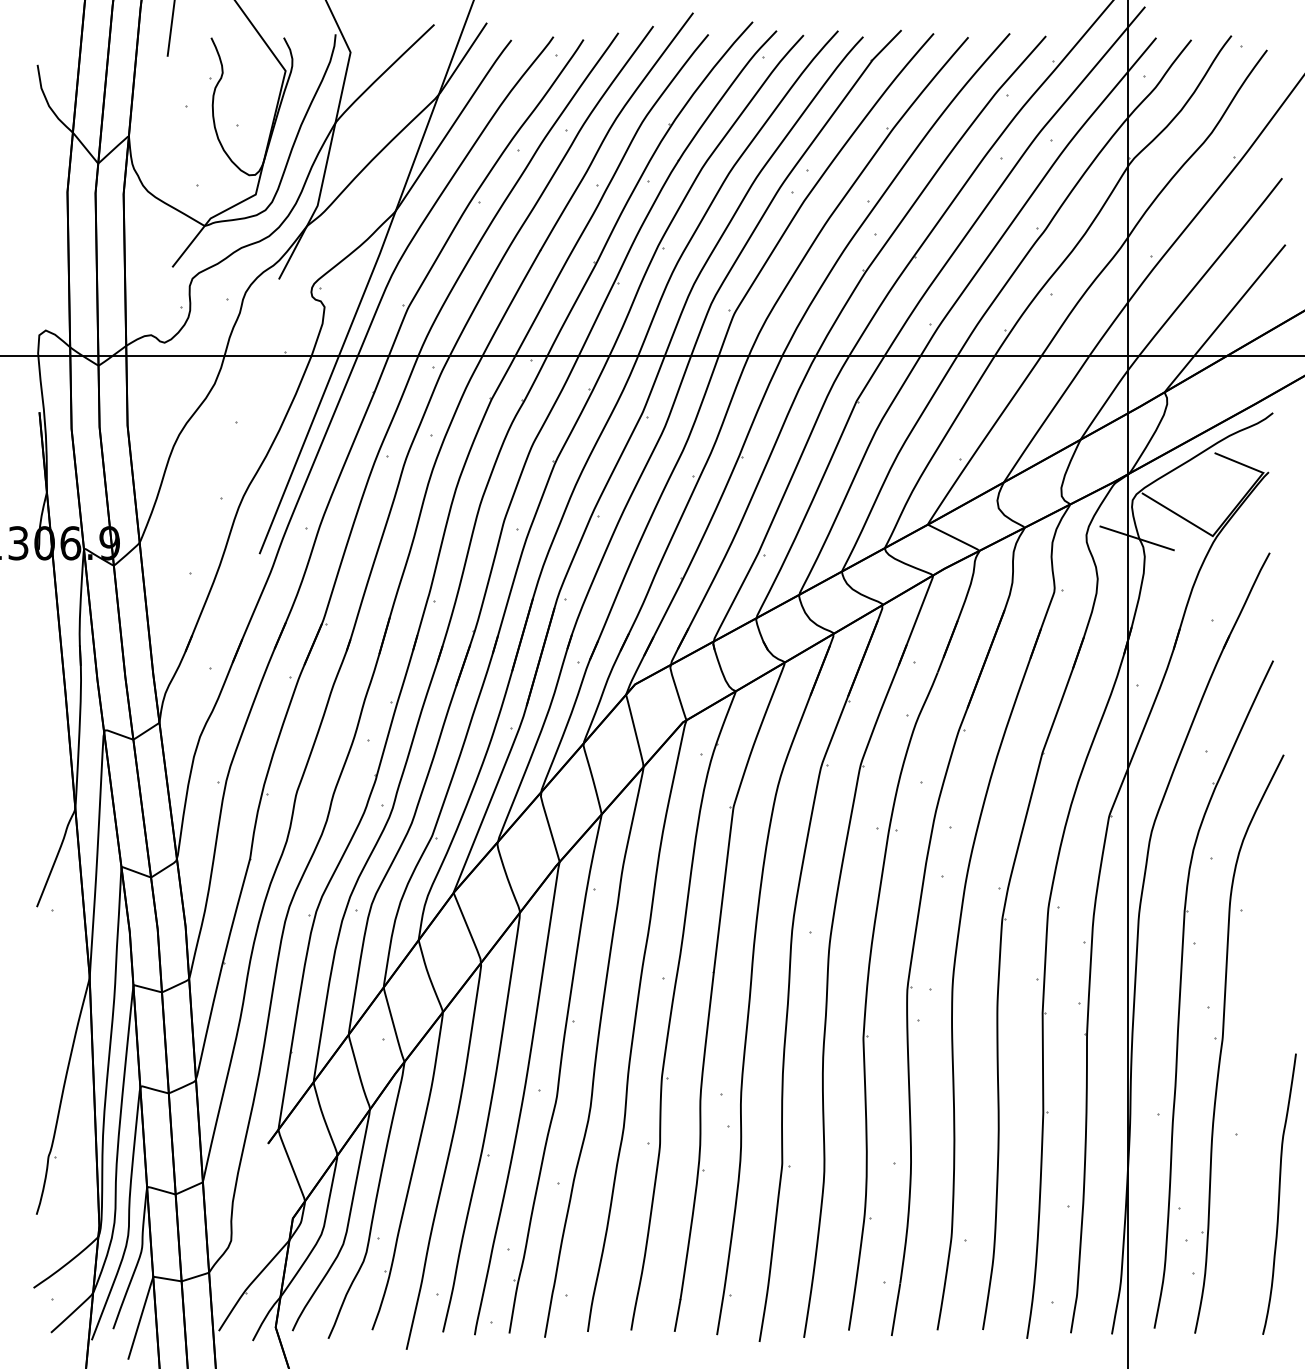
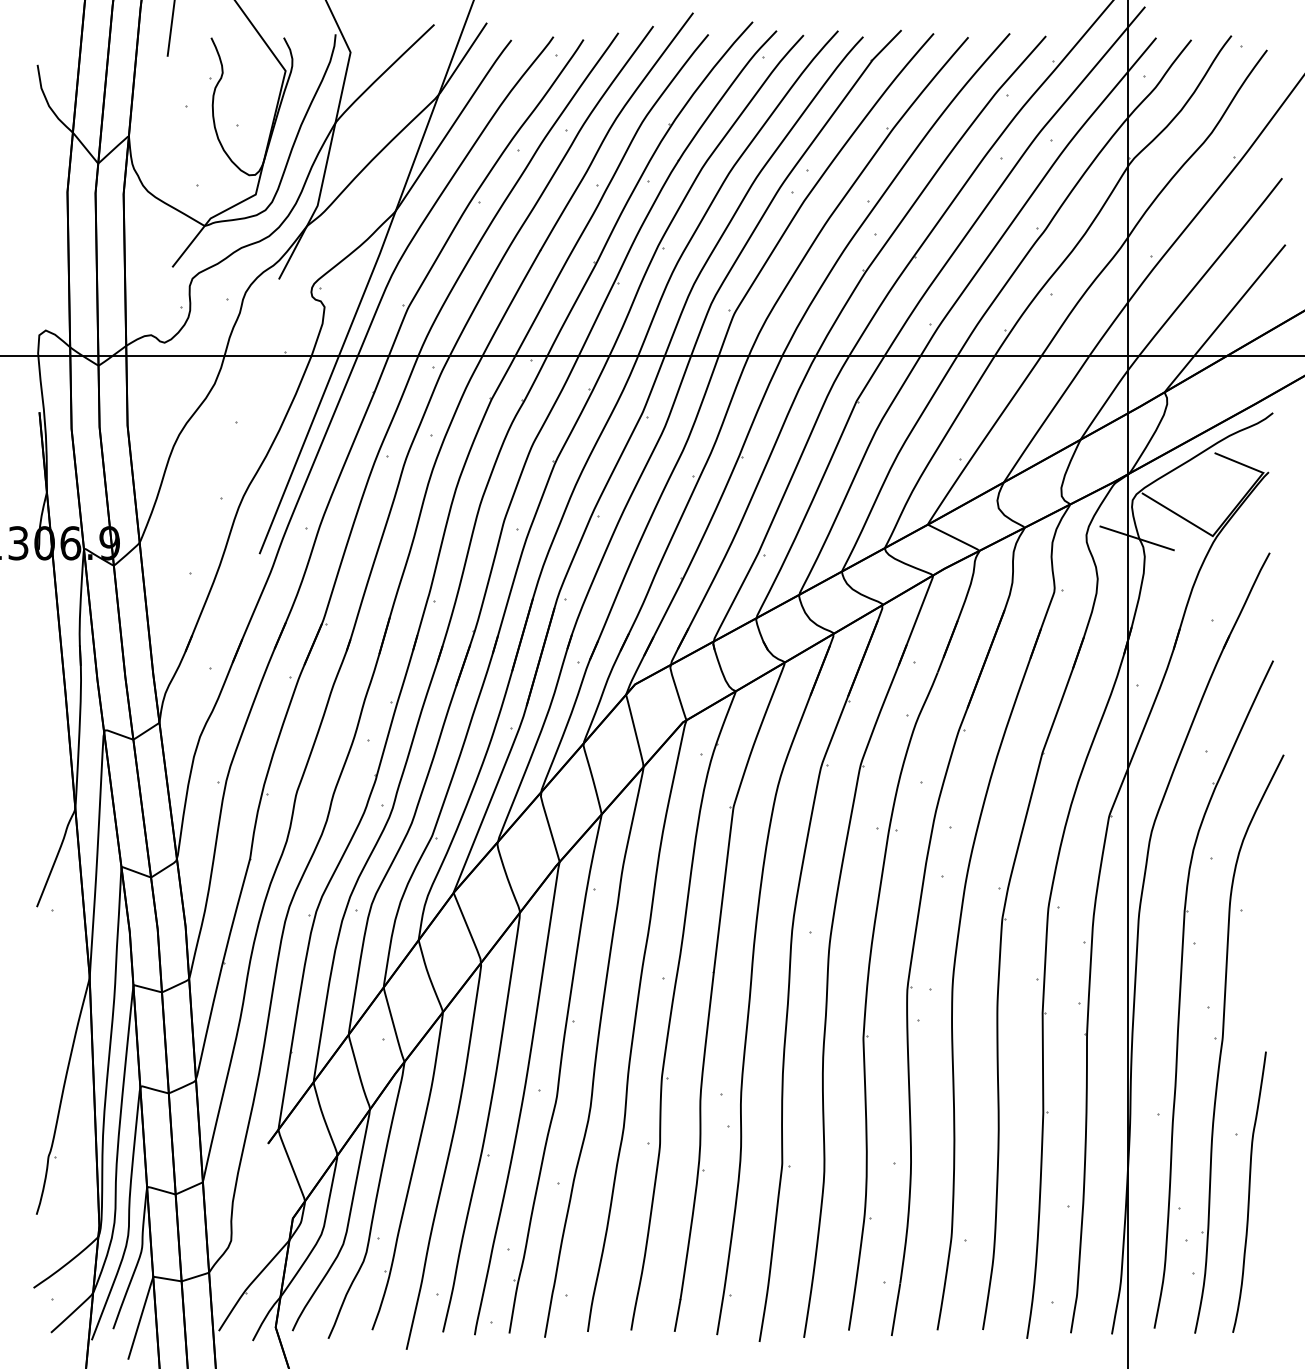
curve position: (1279, 1193) -> (1249, 1191) (1249, 1191)
